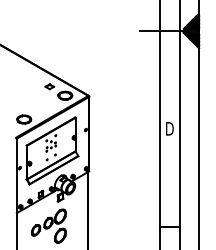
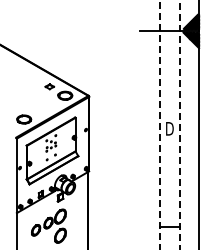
line: solid -> dashed (159, 124)
line: solid -> dashed (179, 124)
